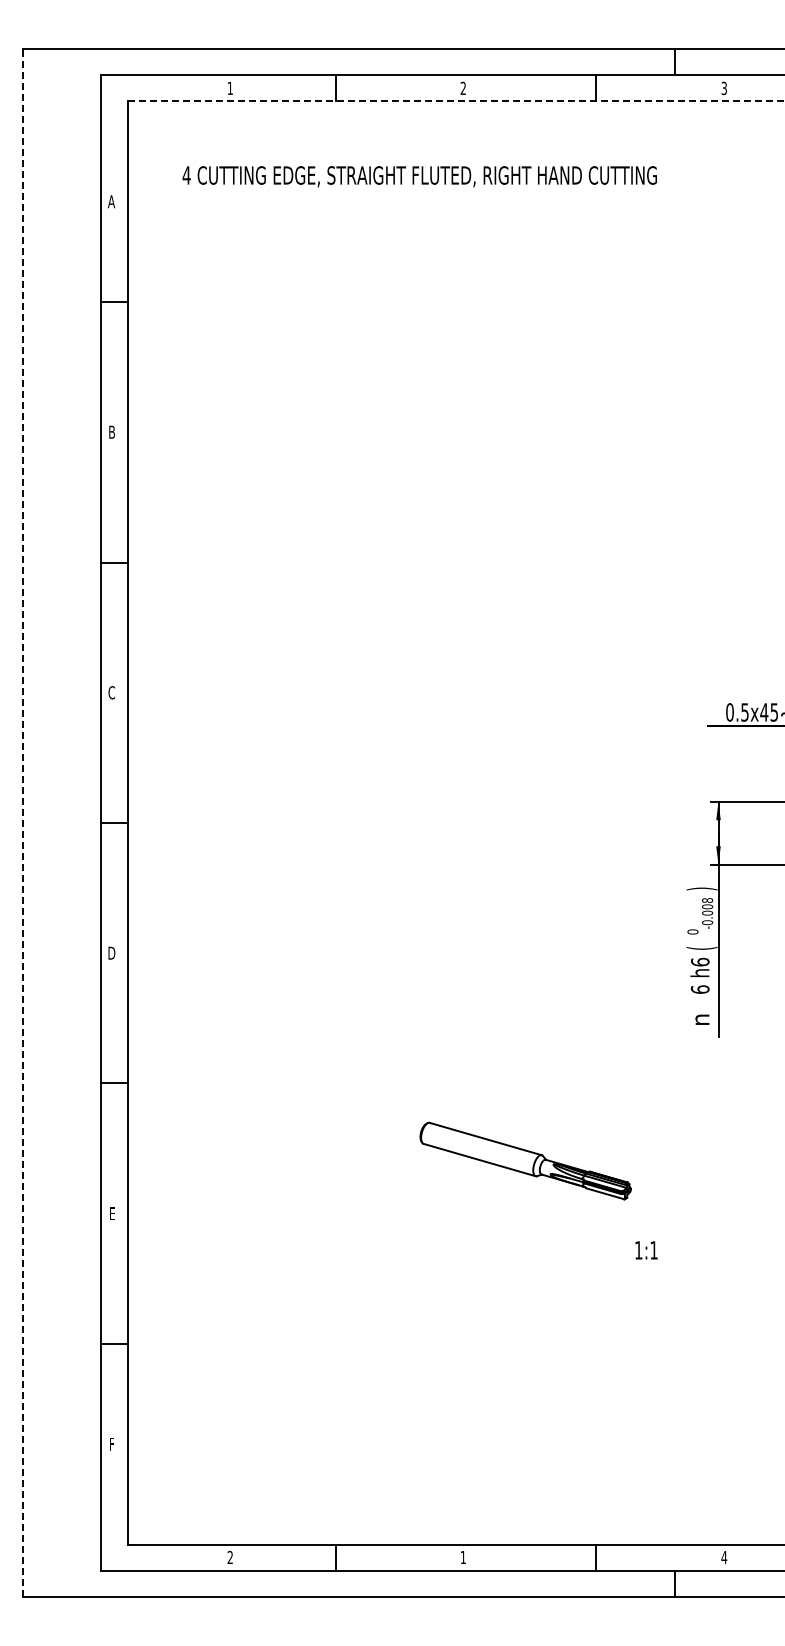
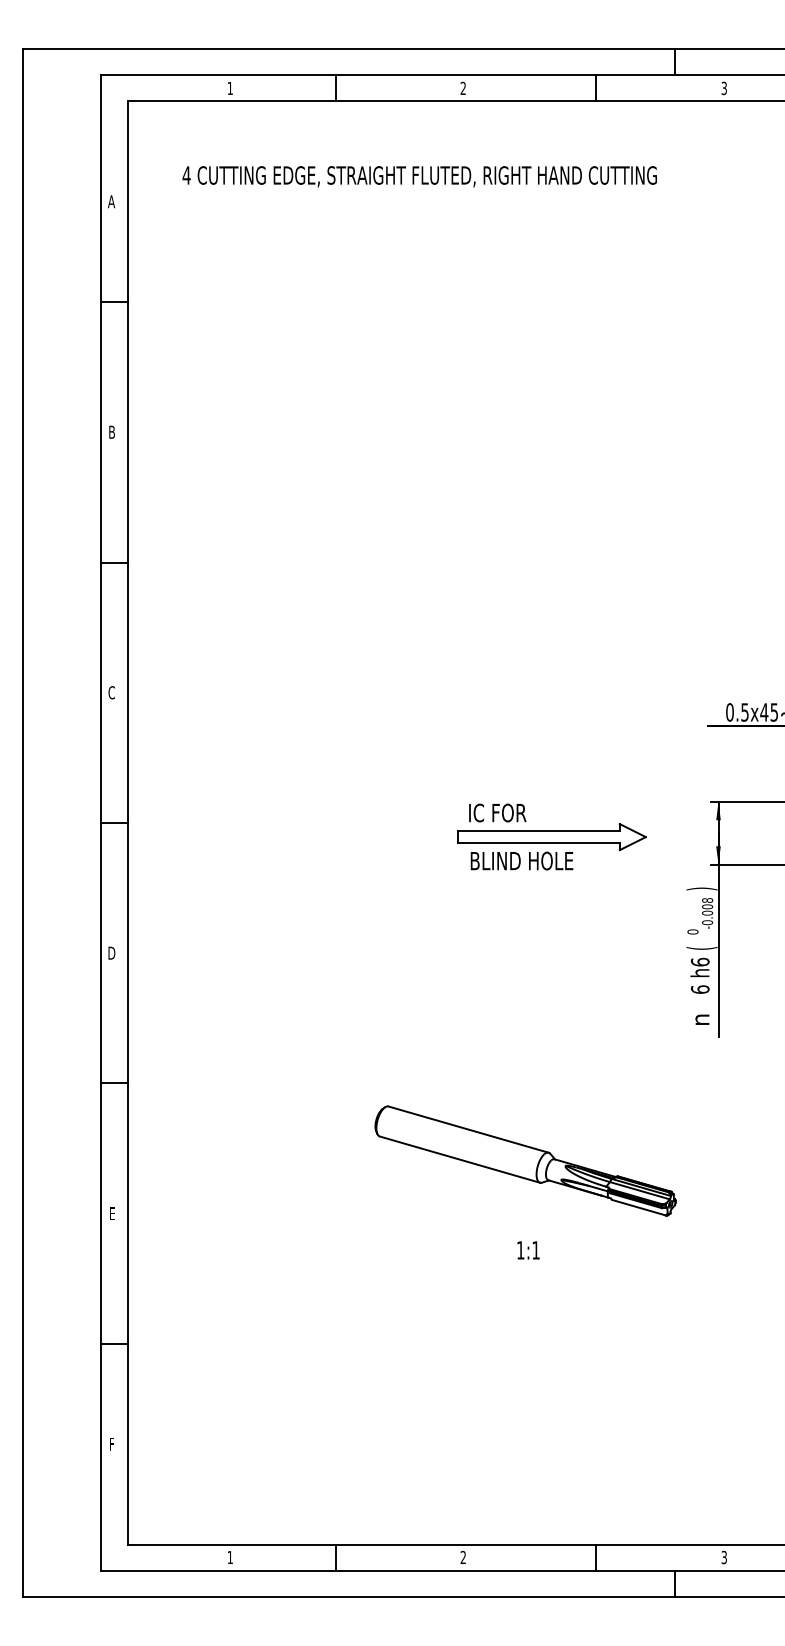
line: dashed -> solid (456, 101)
line: dashed -> solid (23, 823)
part: none -> present (551, 836)
part size: 213x80 px -> 303x112 px (525, 1160)
text position: (646, 1250) -> (528, 1250) (528, 1250)
text: 2 -> 1 (229, 1556)
text: 1 -> 2 (462, 1556)
text: 4 -> 3 (724, 1557)
